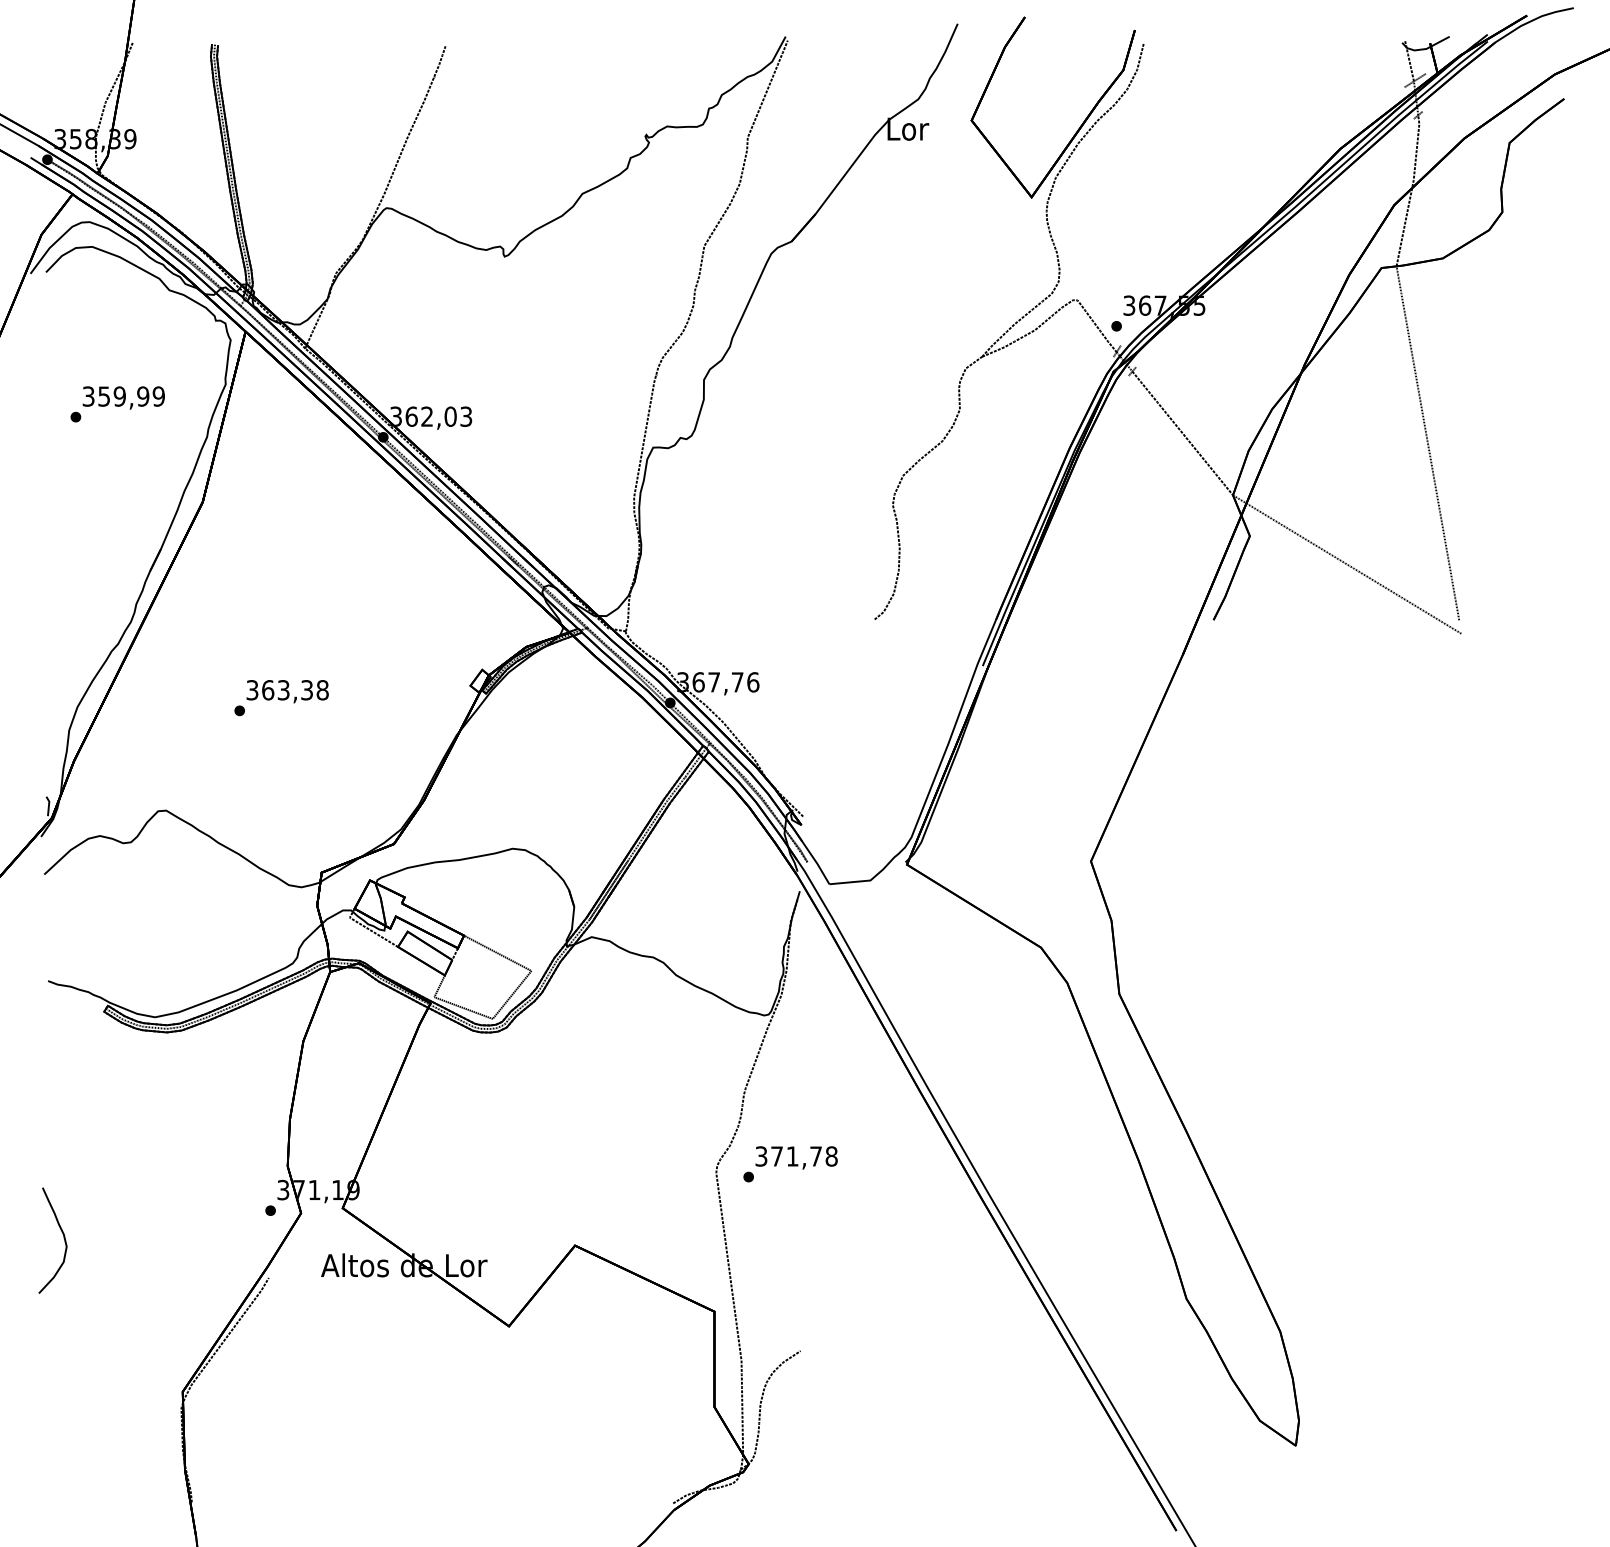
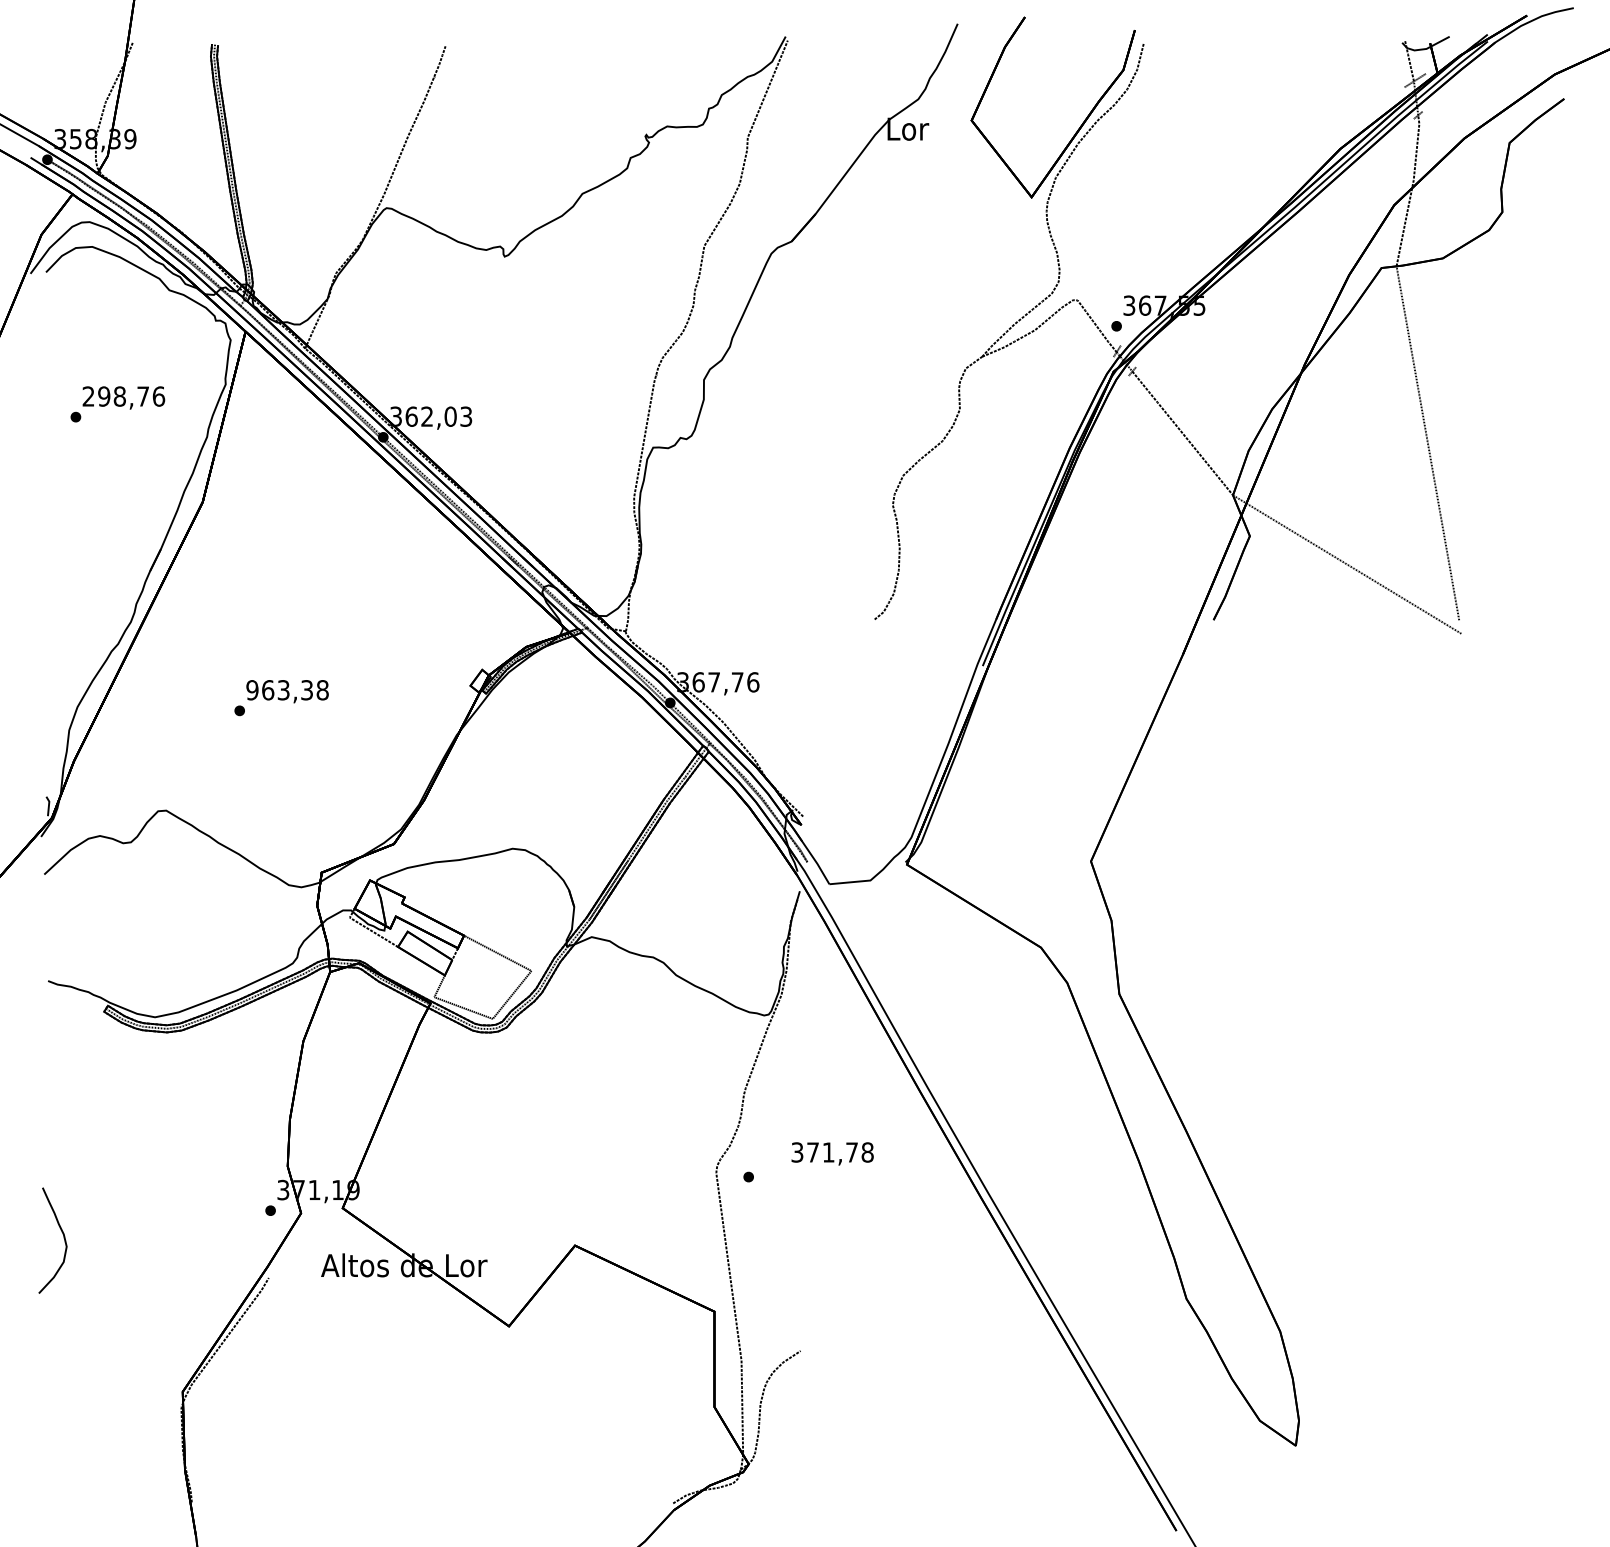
text: 359,99 -> 298,76 (123, 396)
text: 363,38 -> 963,38 (252, 690)
text position: (796, 1157) -> (832, 1153) (832, 1153)
